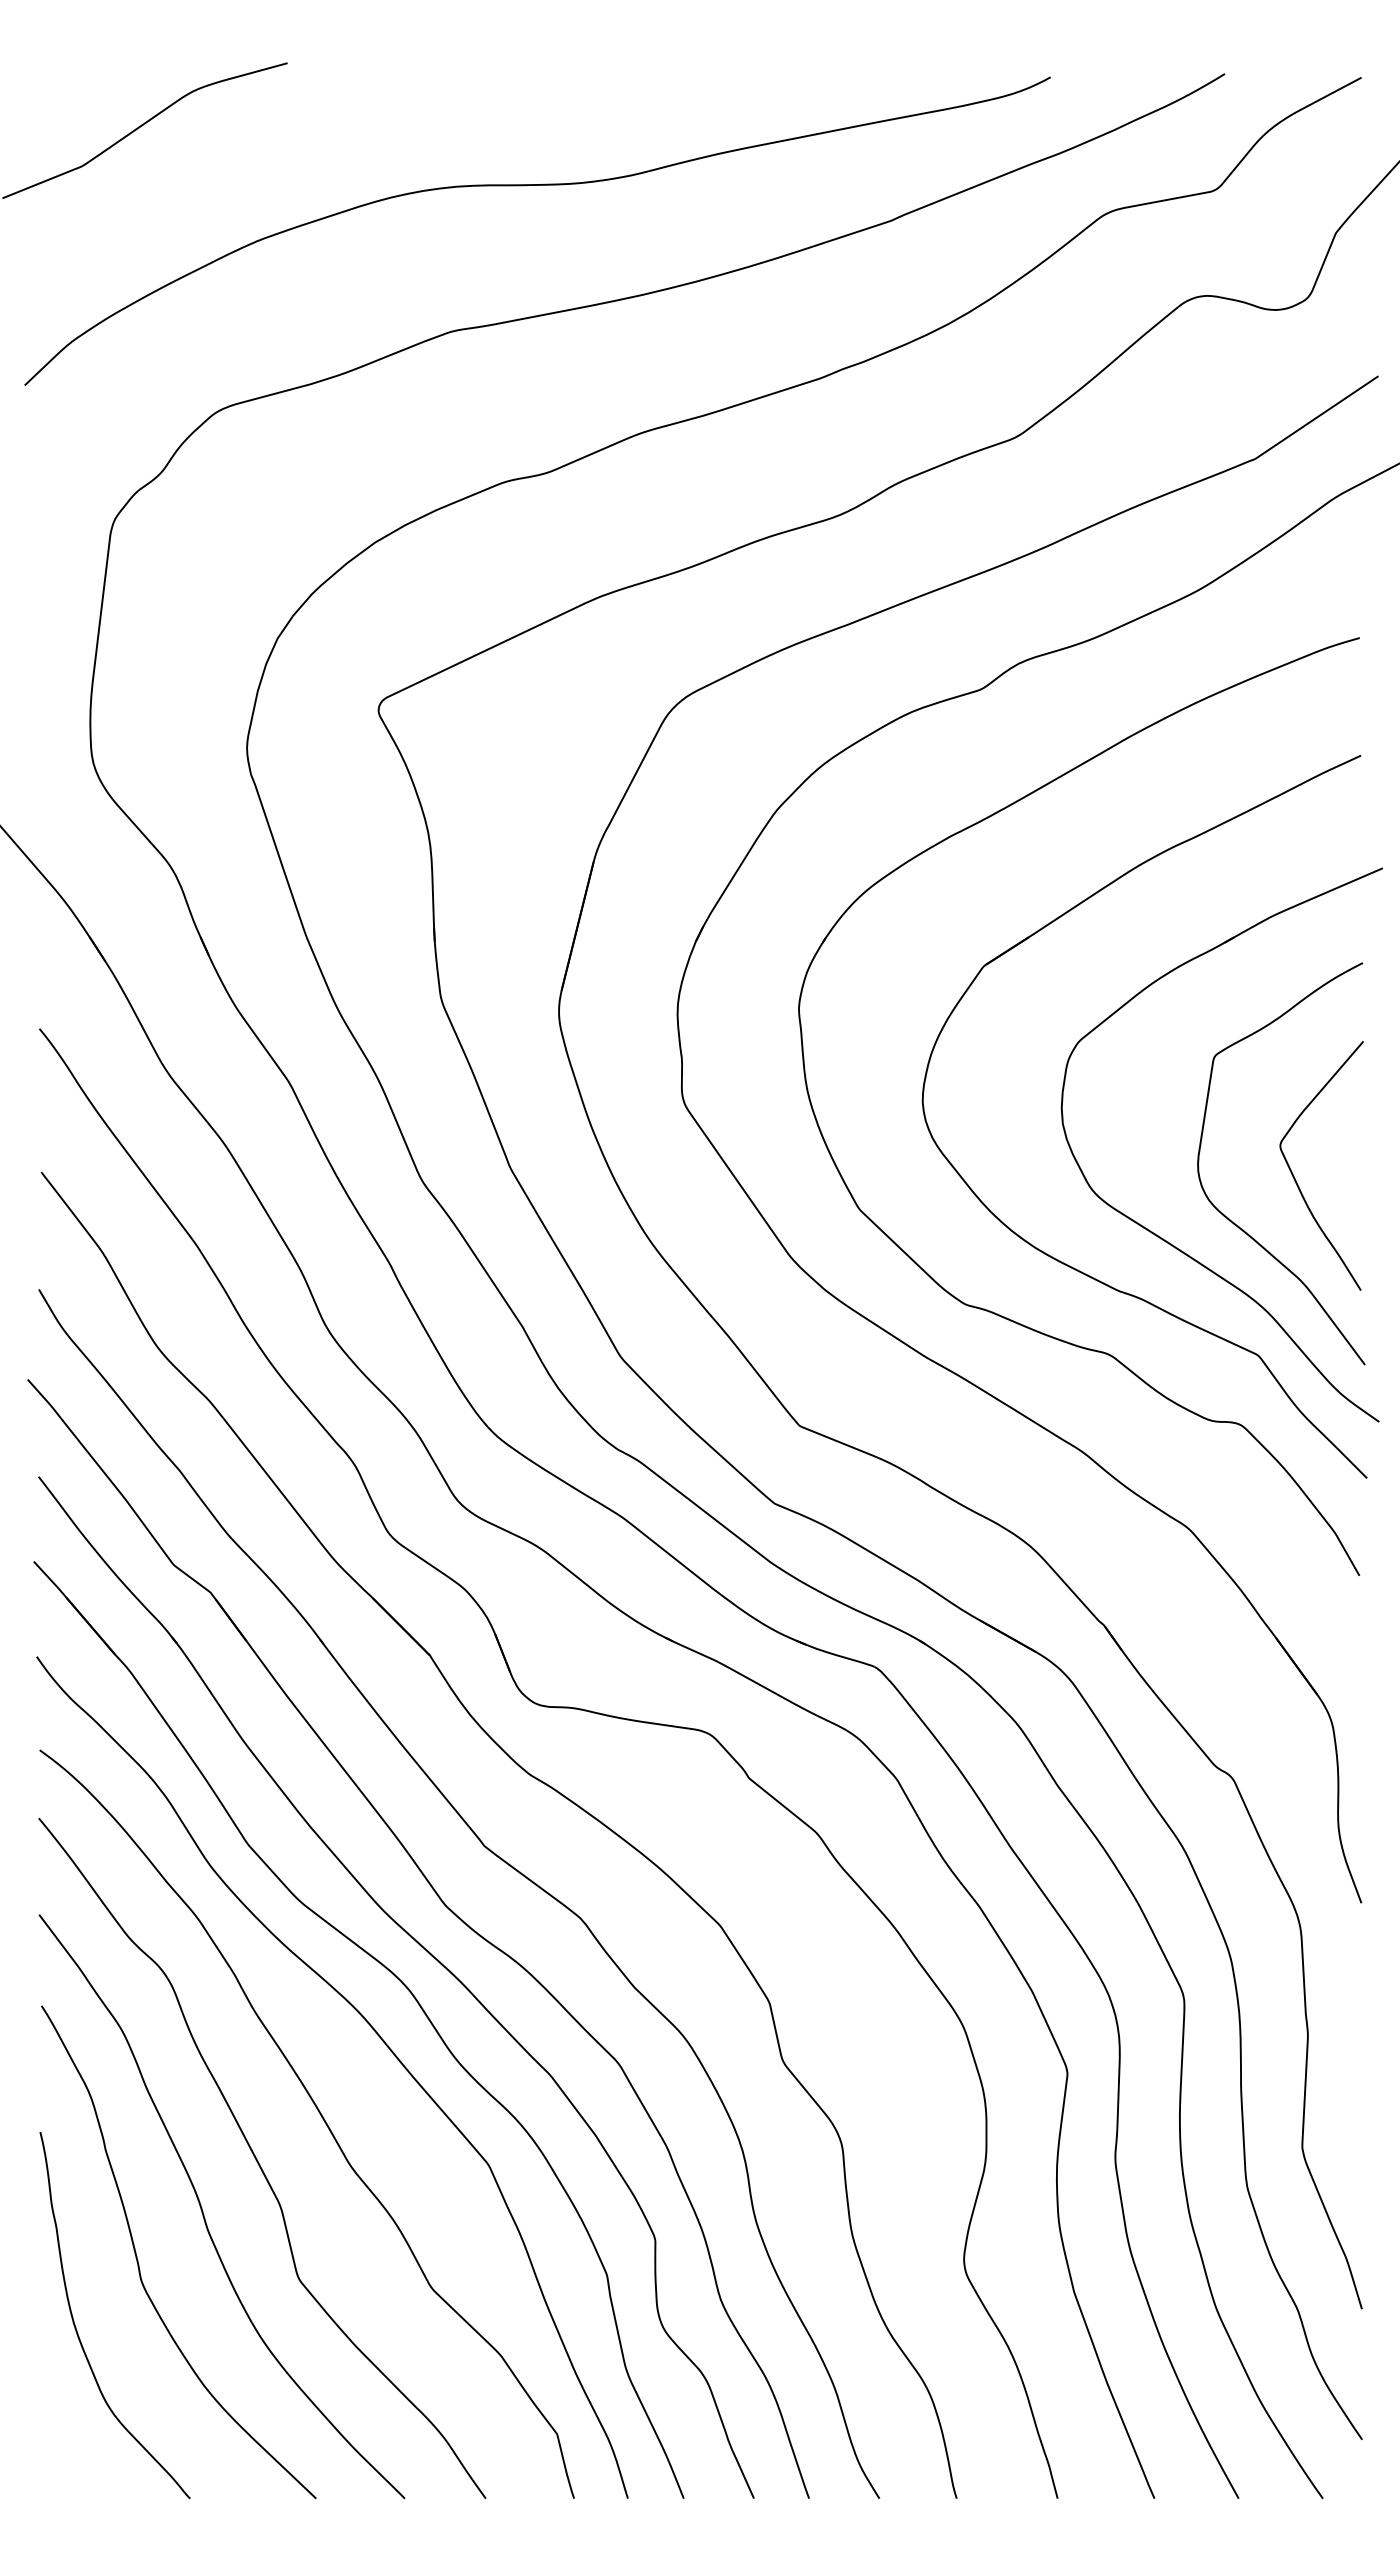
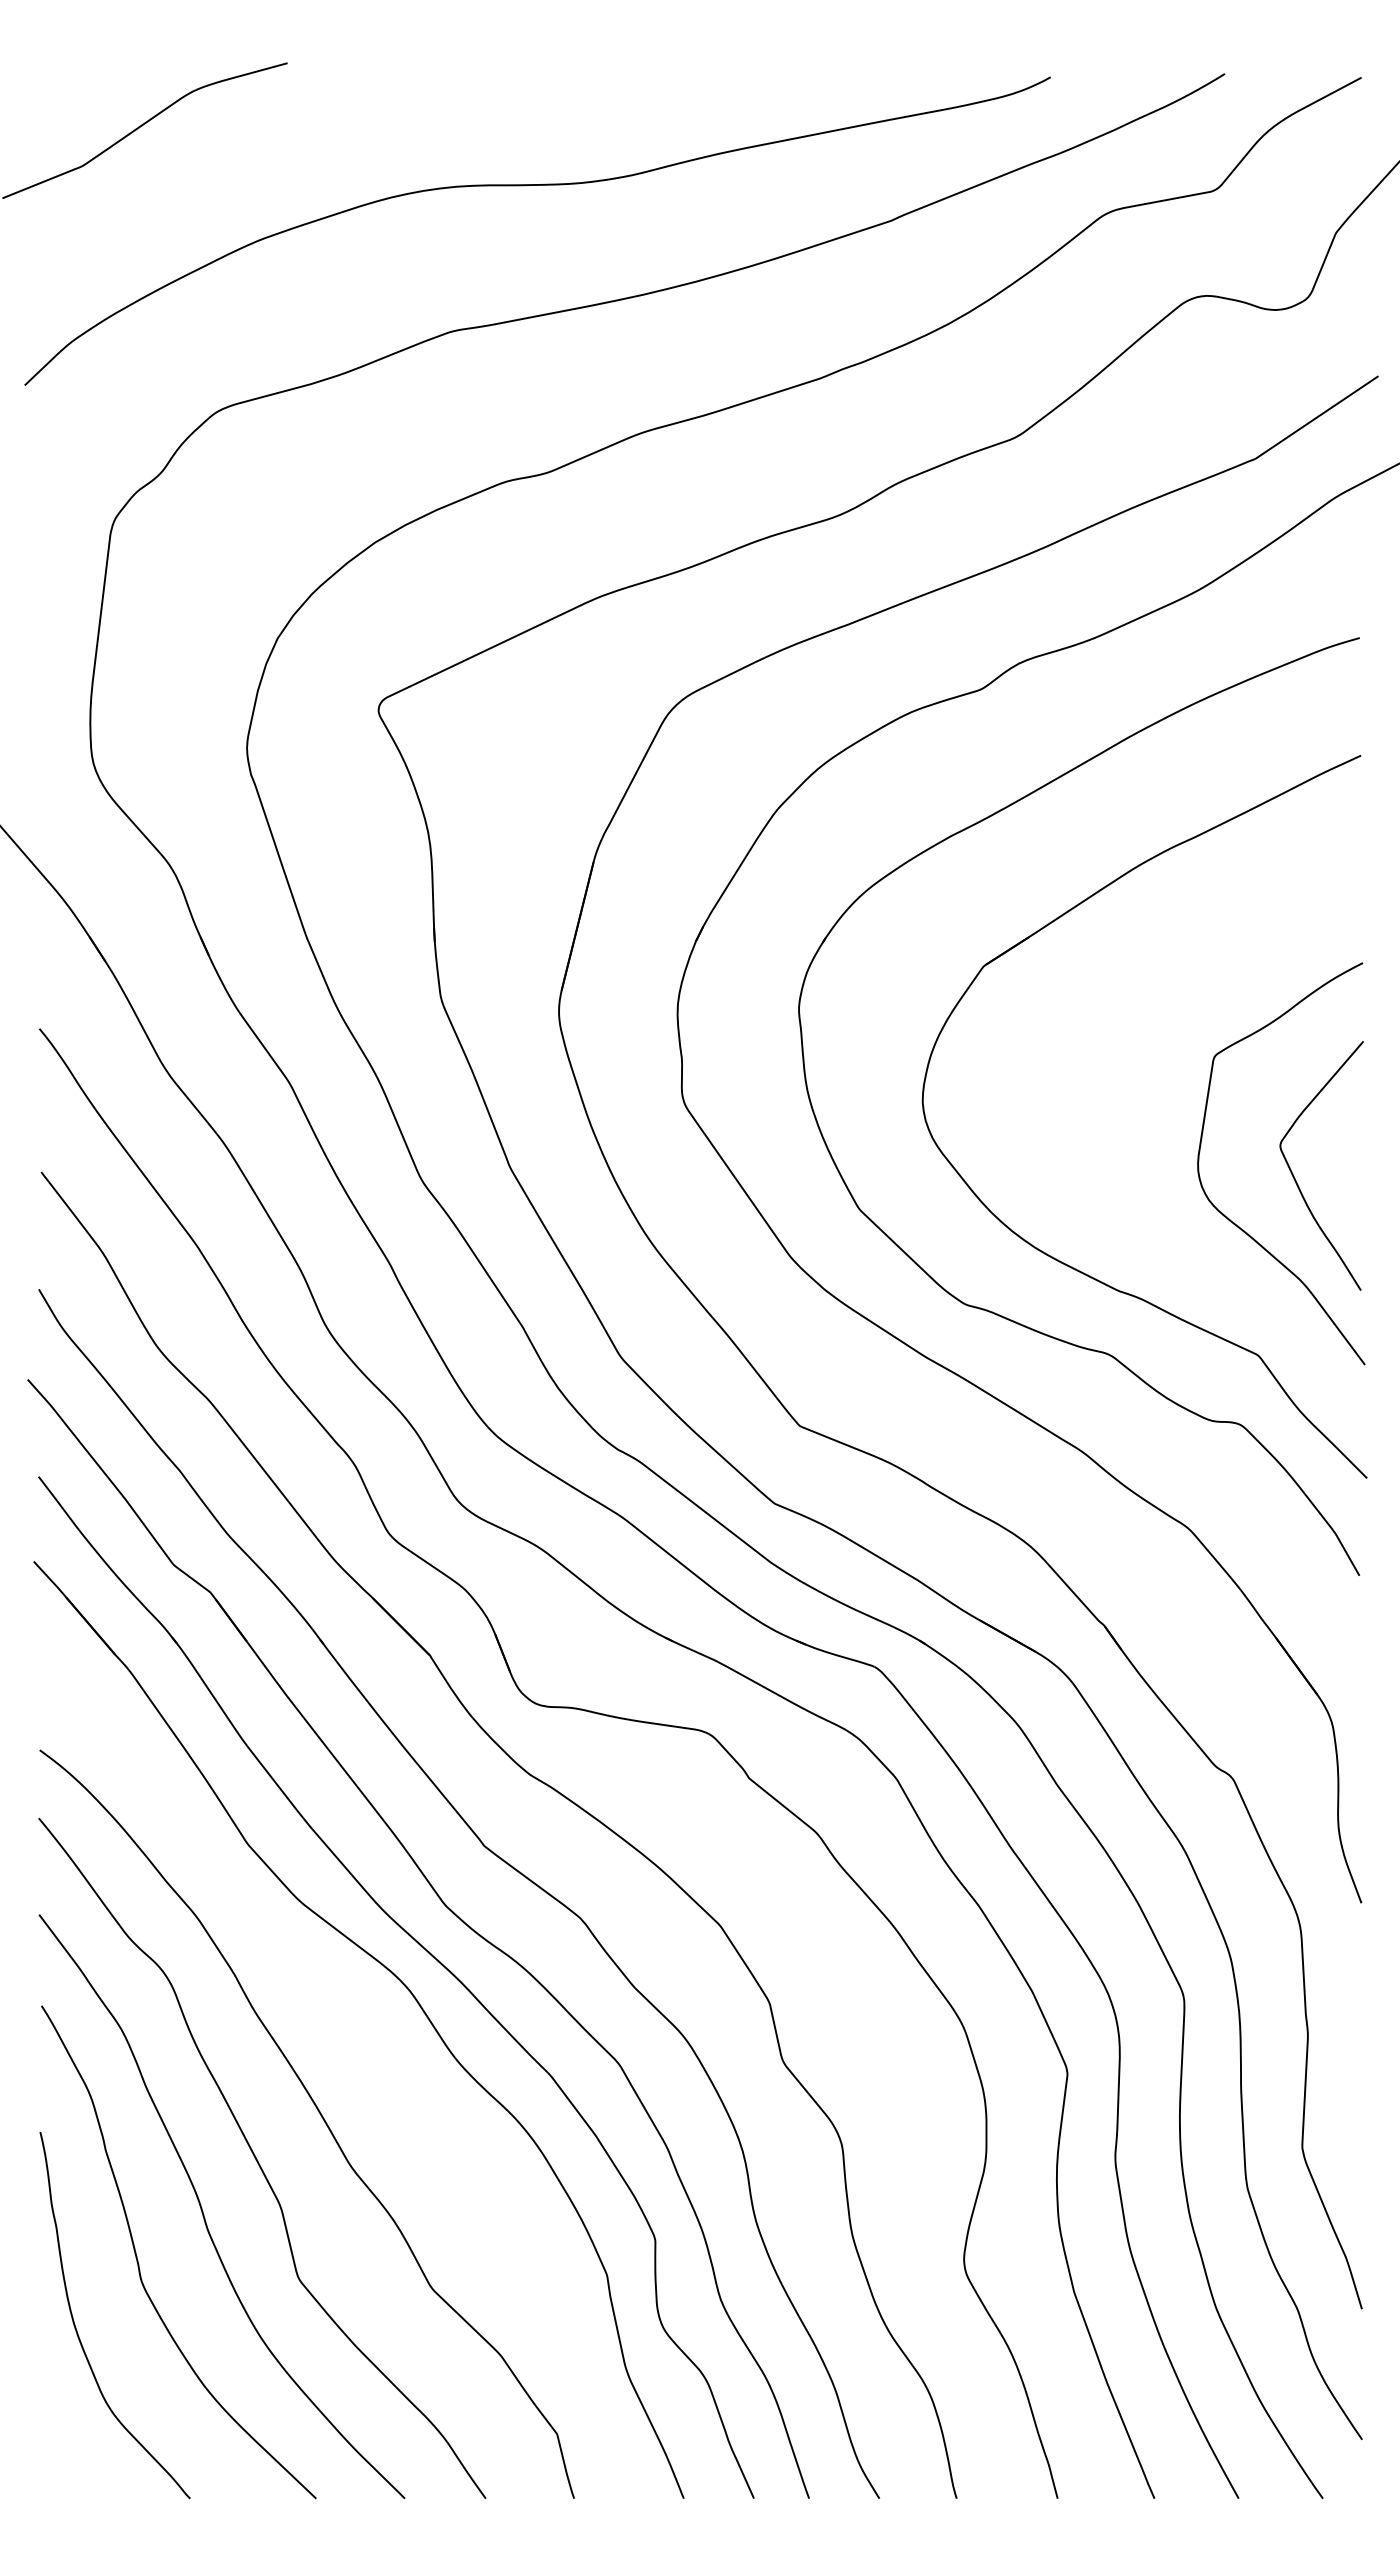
part: present -> none (1160, 1236)
curve: present -> none (381, 2040)
